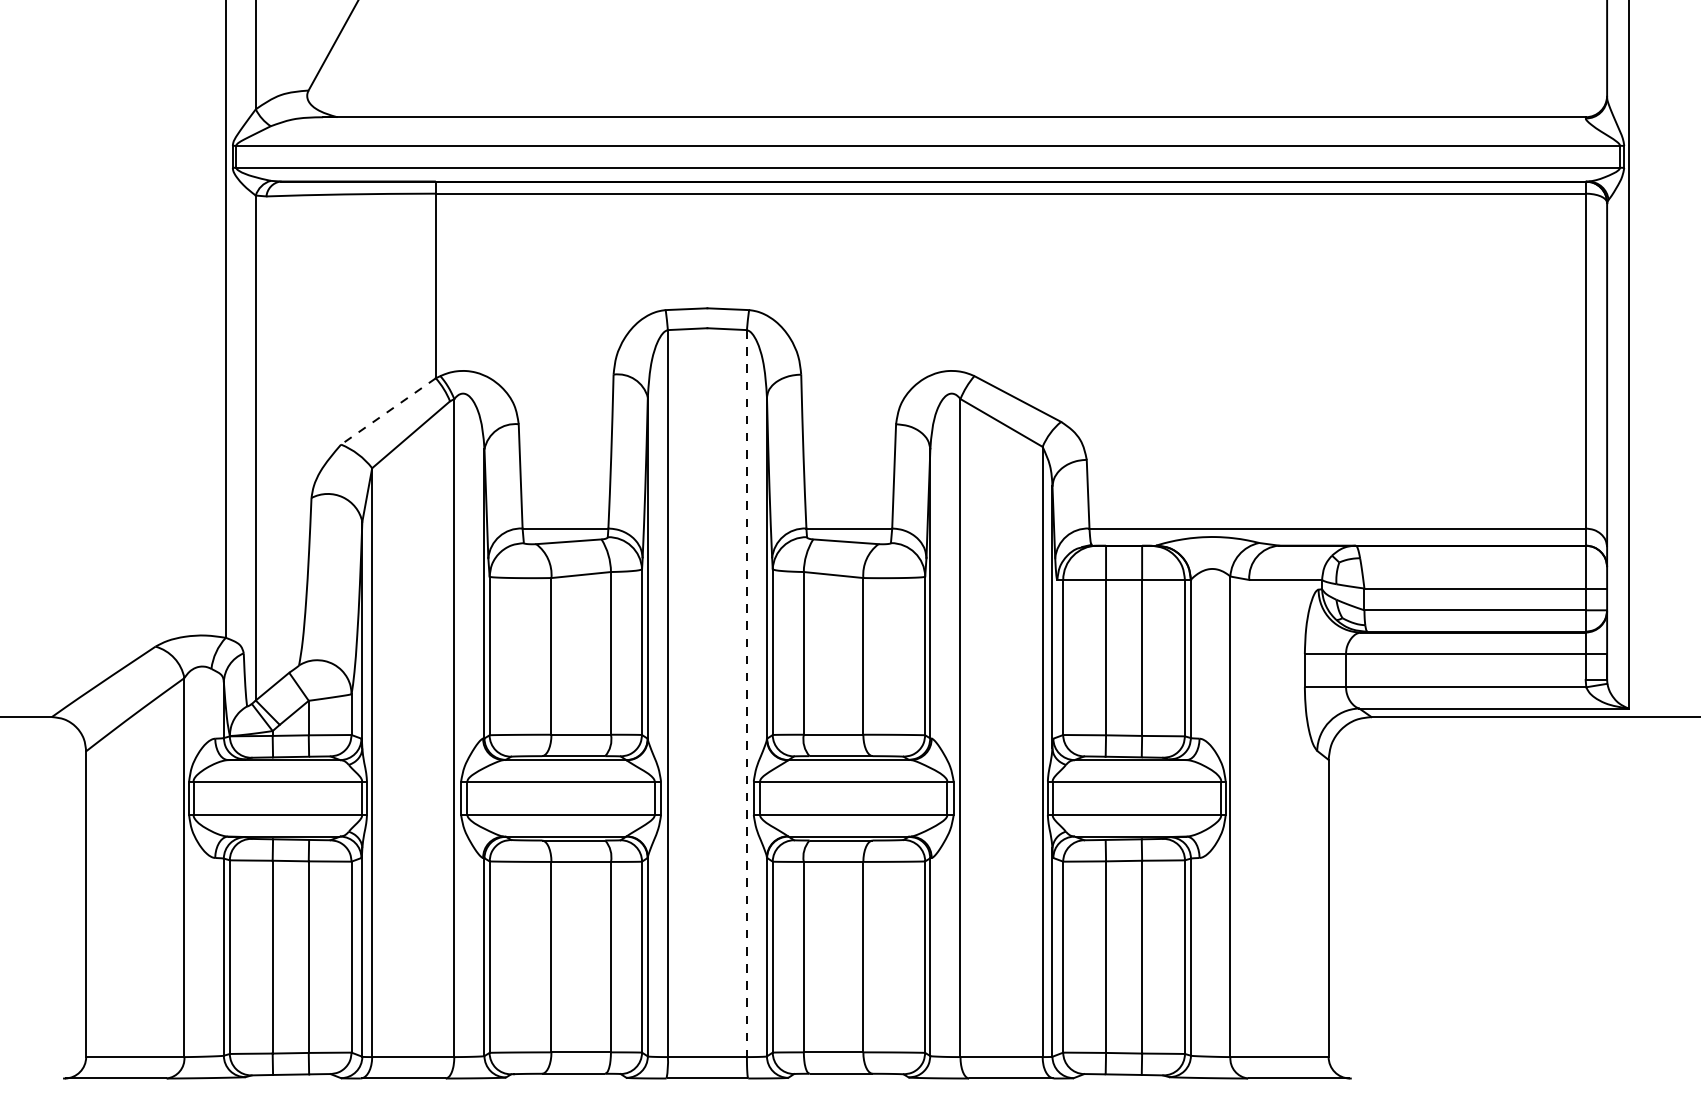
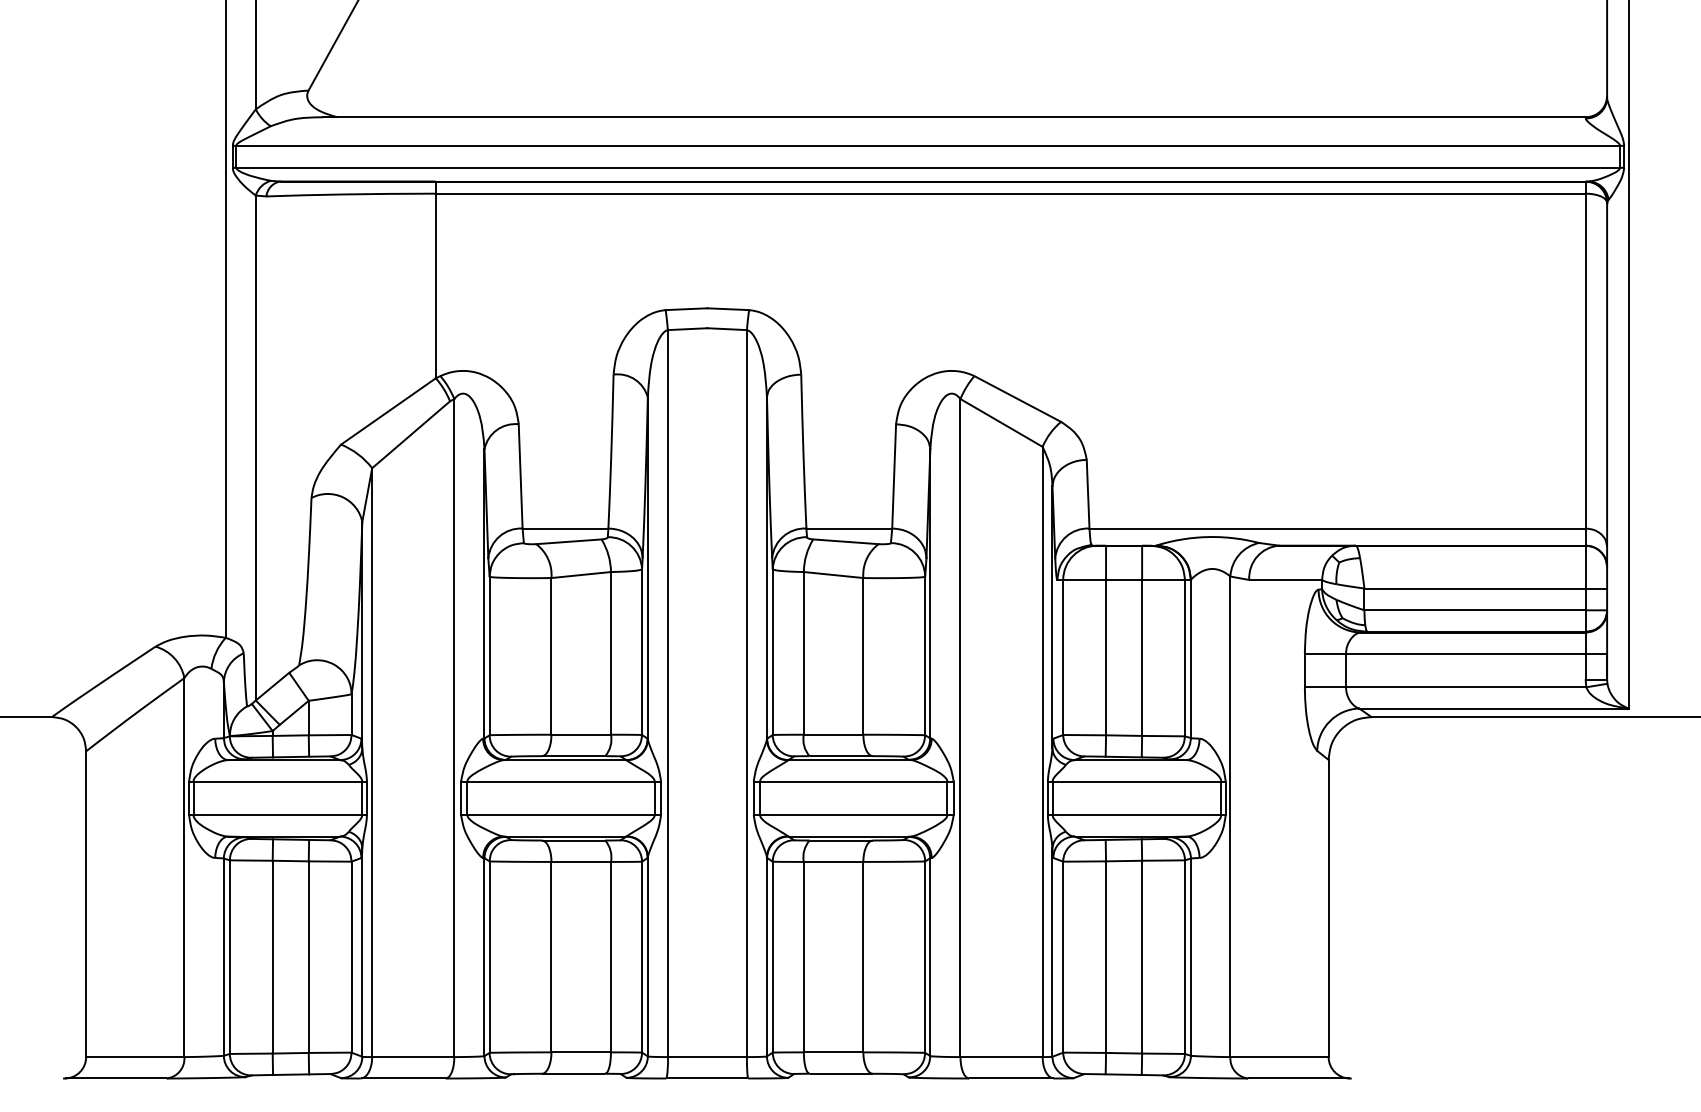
line: dashed -> solid (388, 411)
line: dashed -> solid (746, 694)
